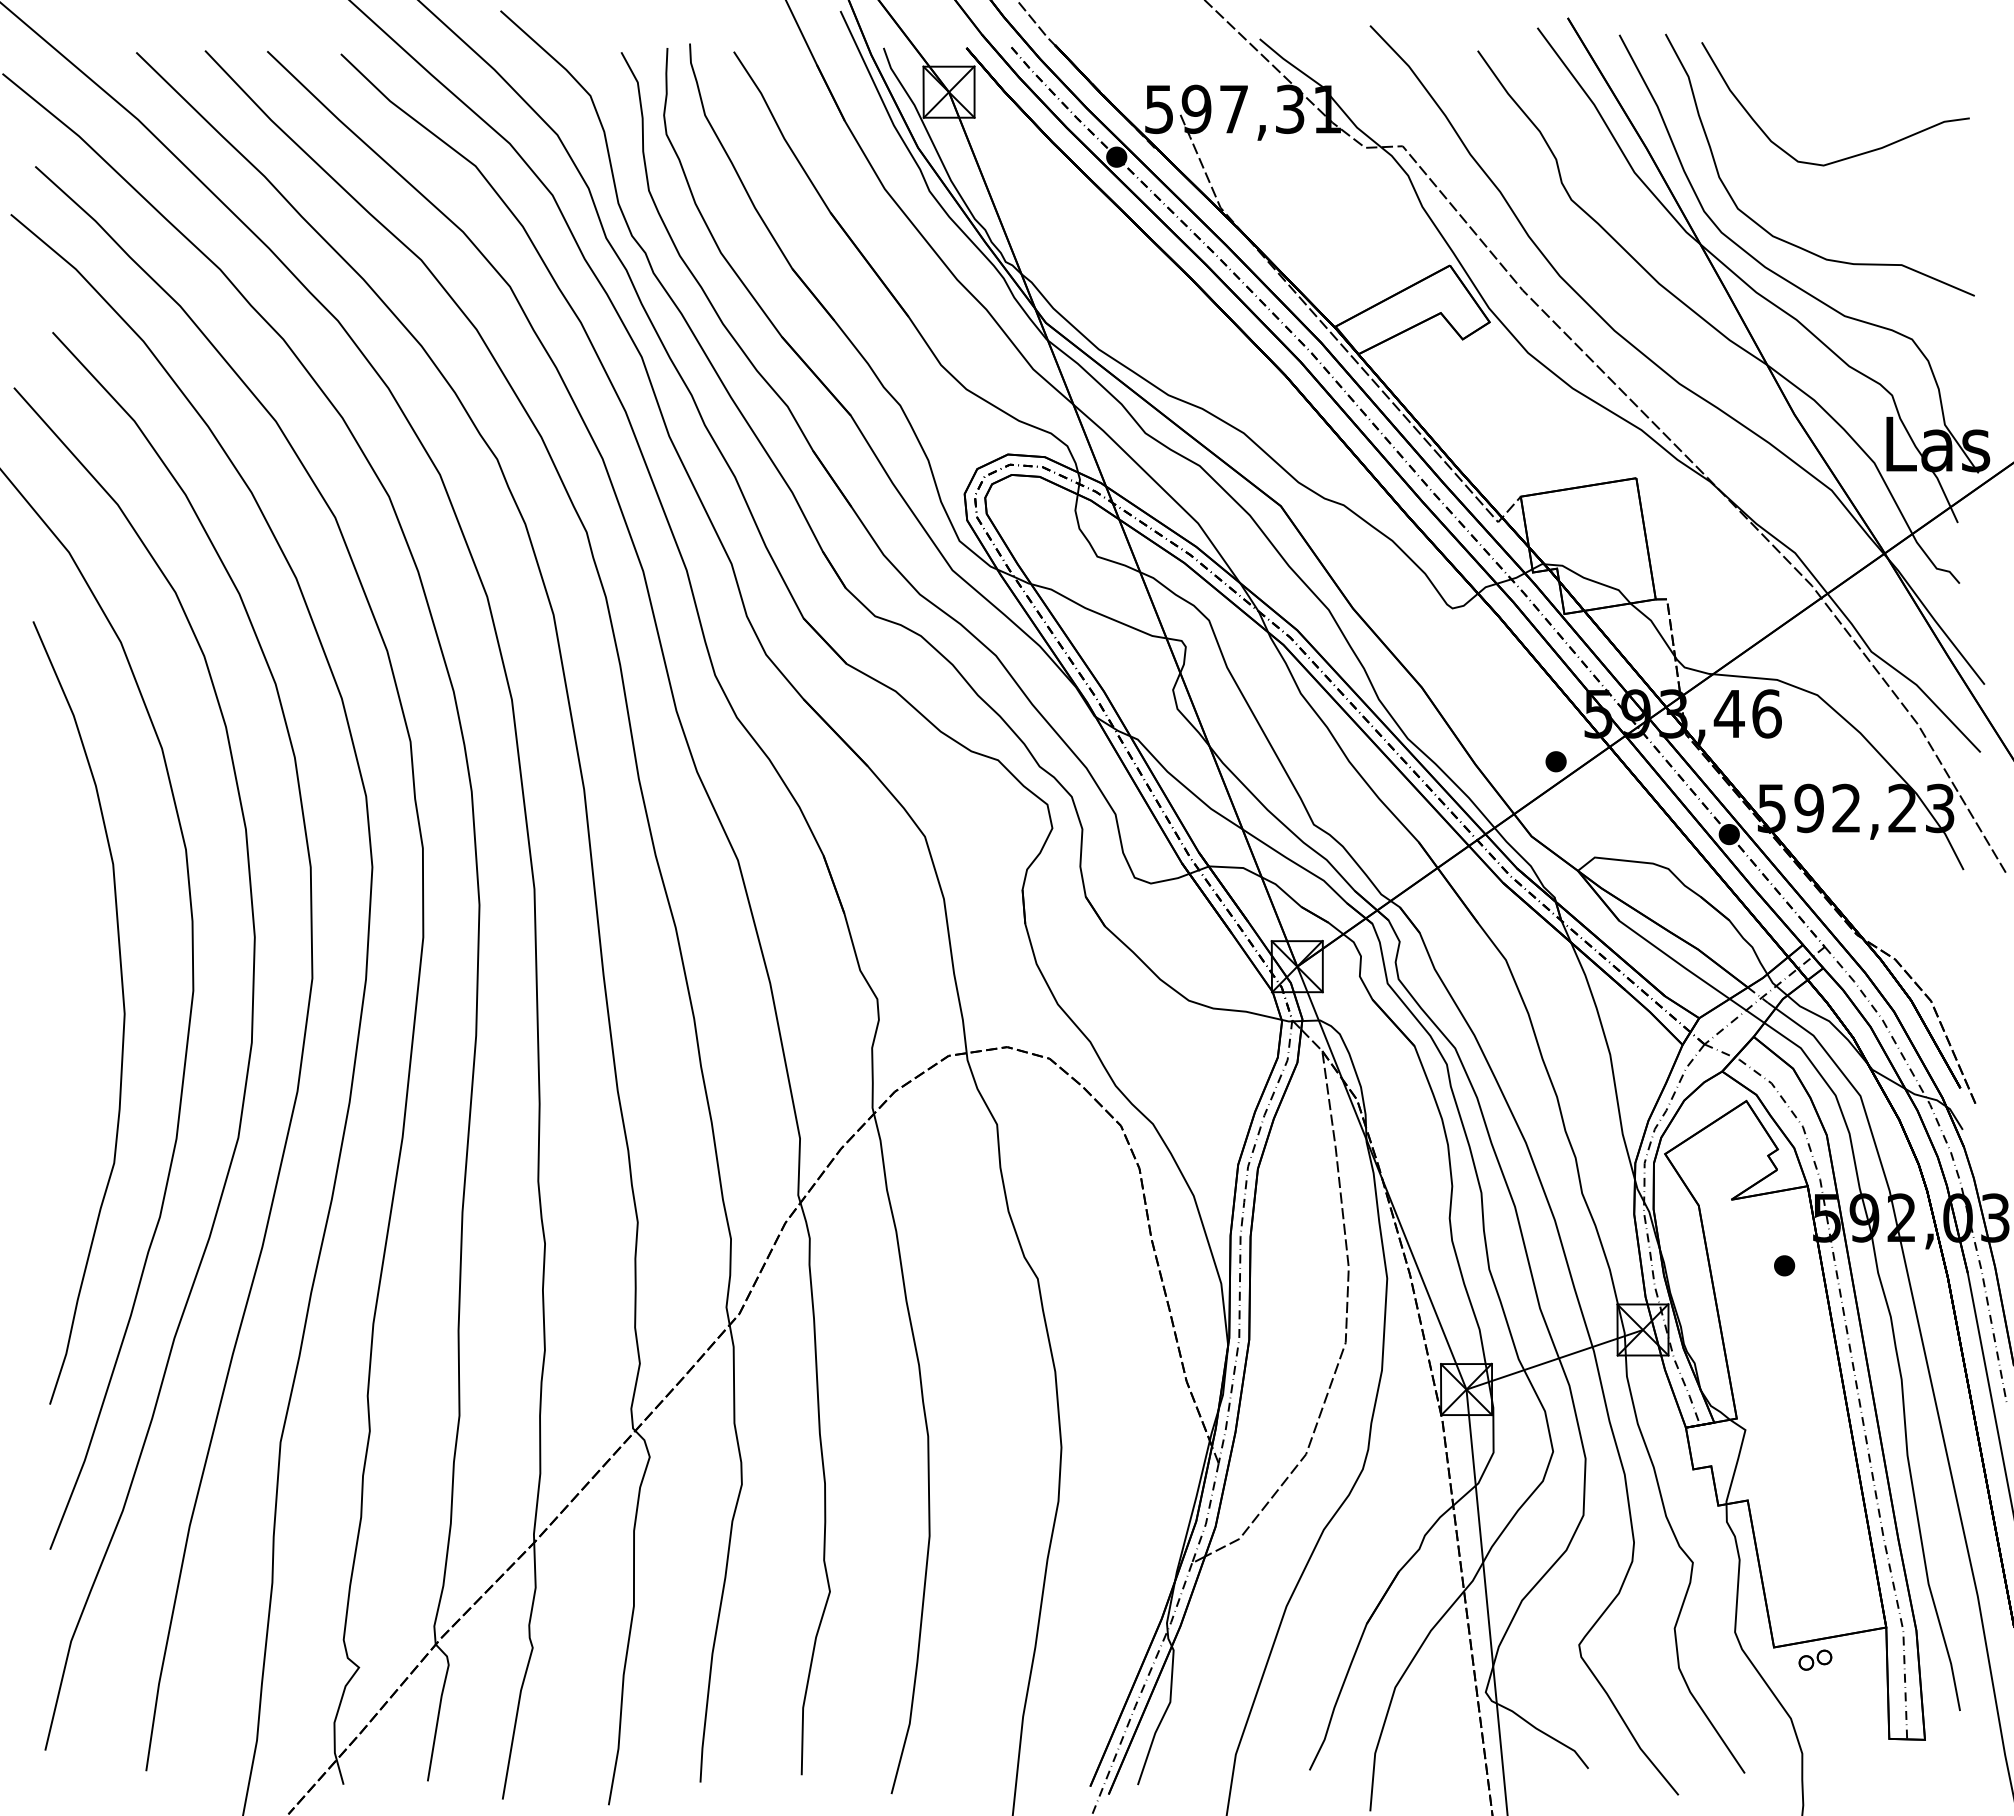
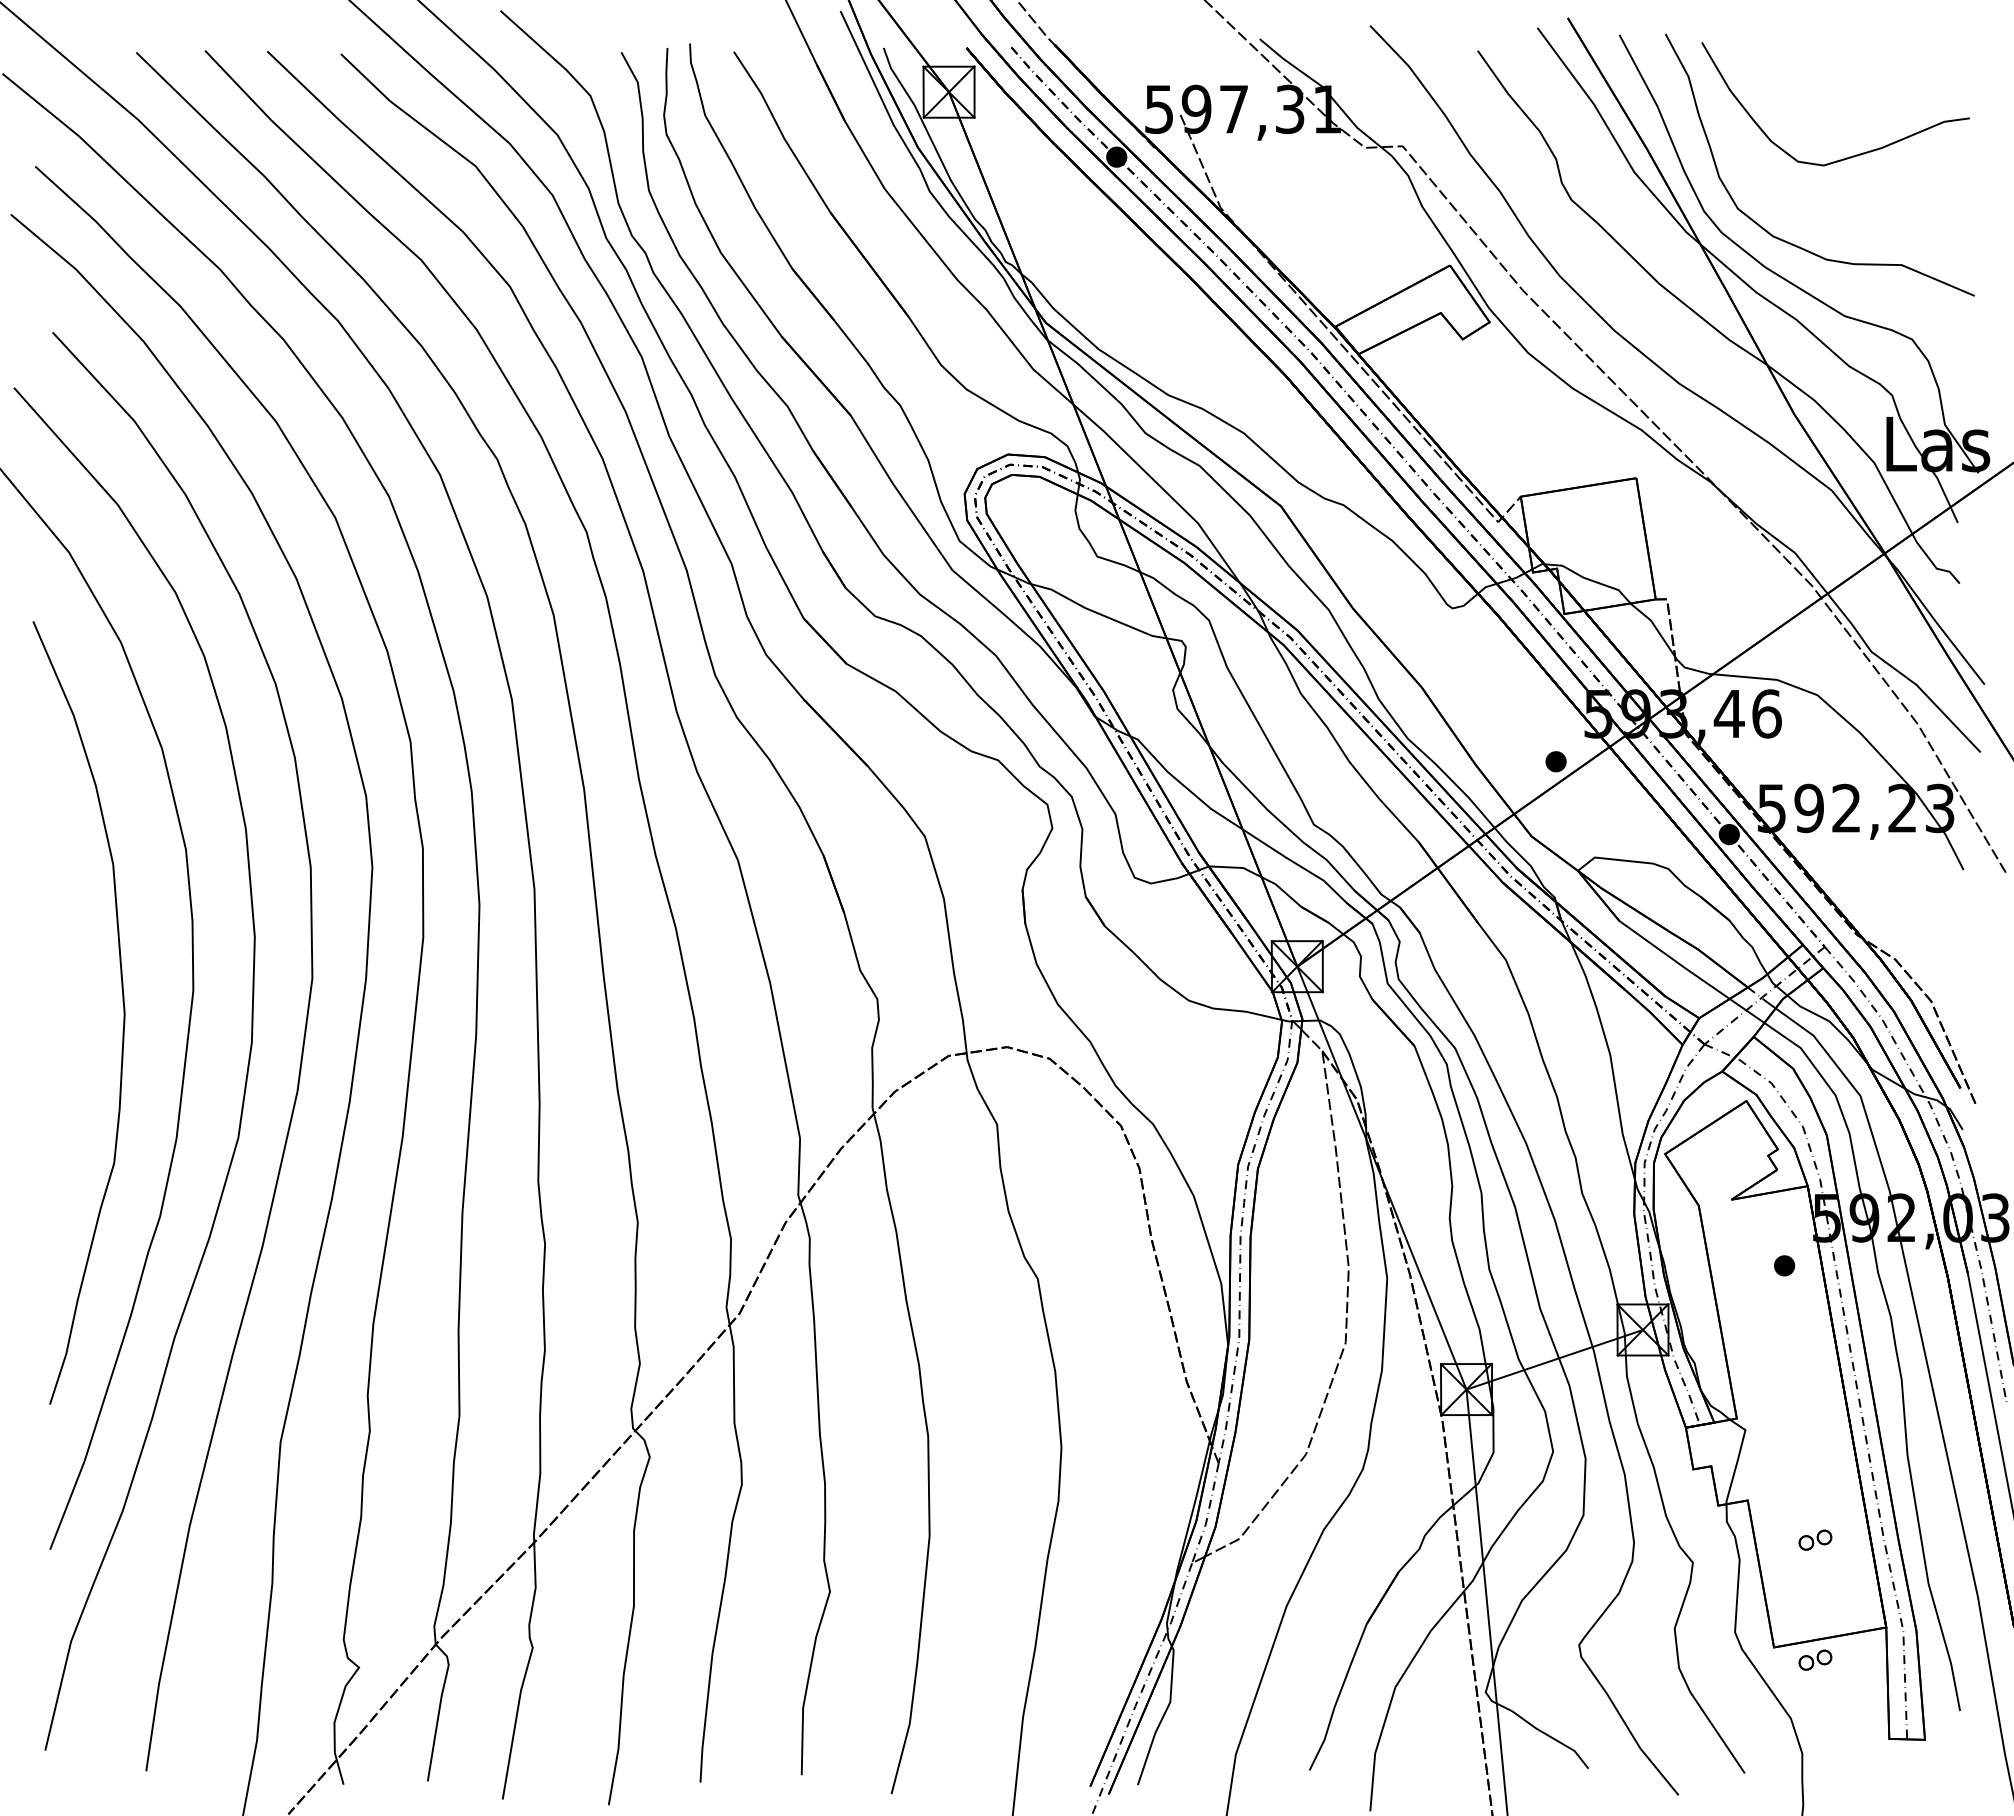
part: none -> present (1815, 1539)
